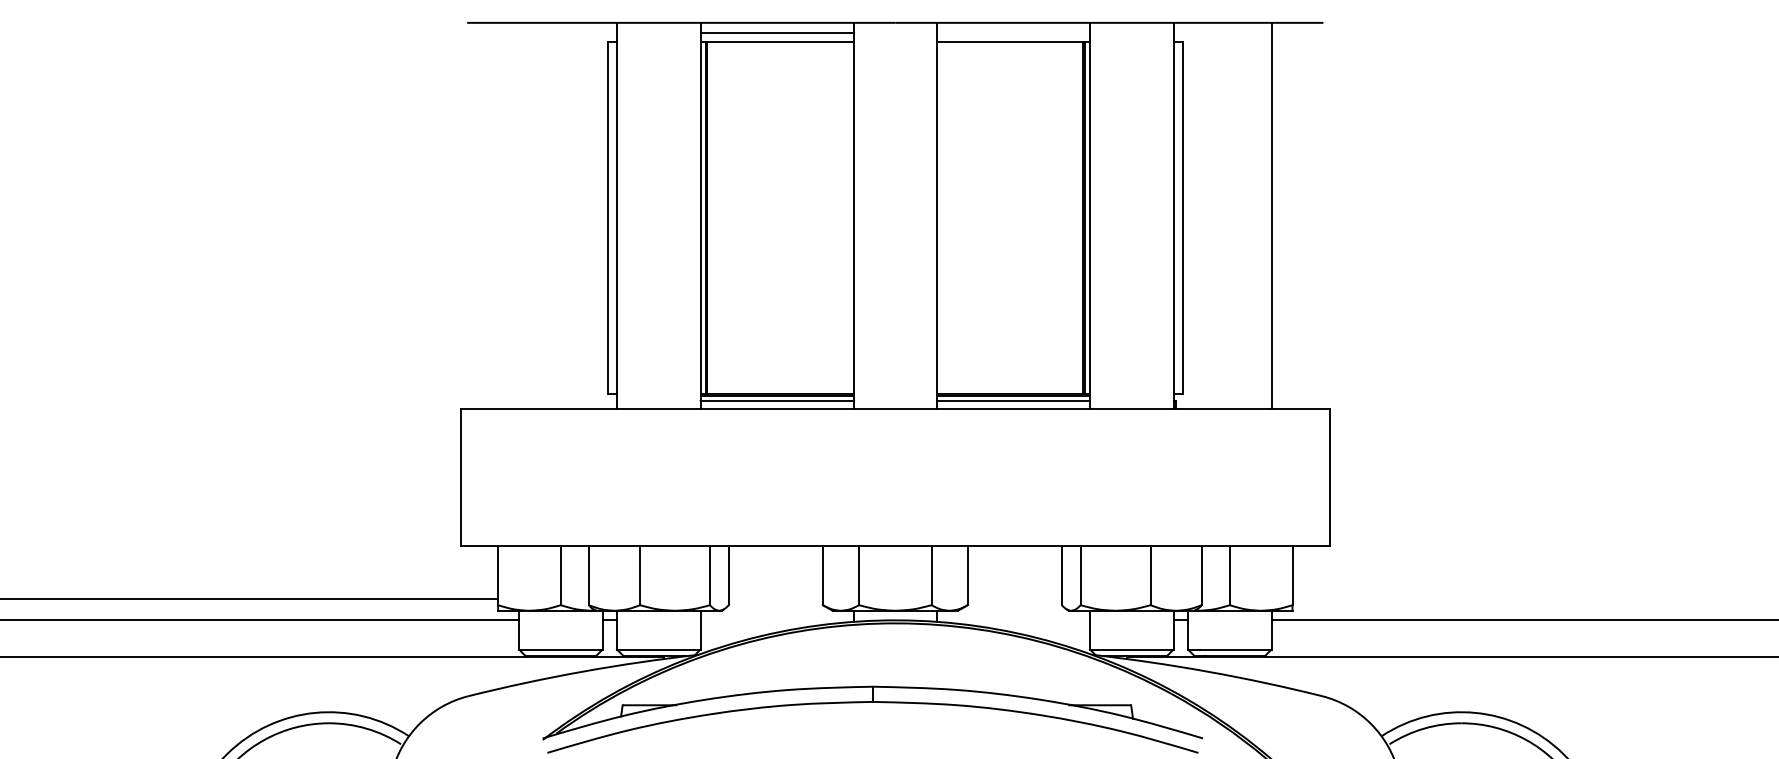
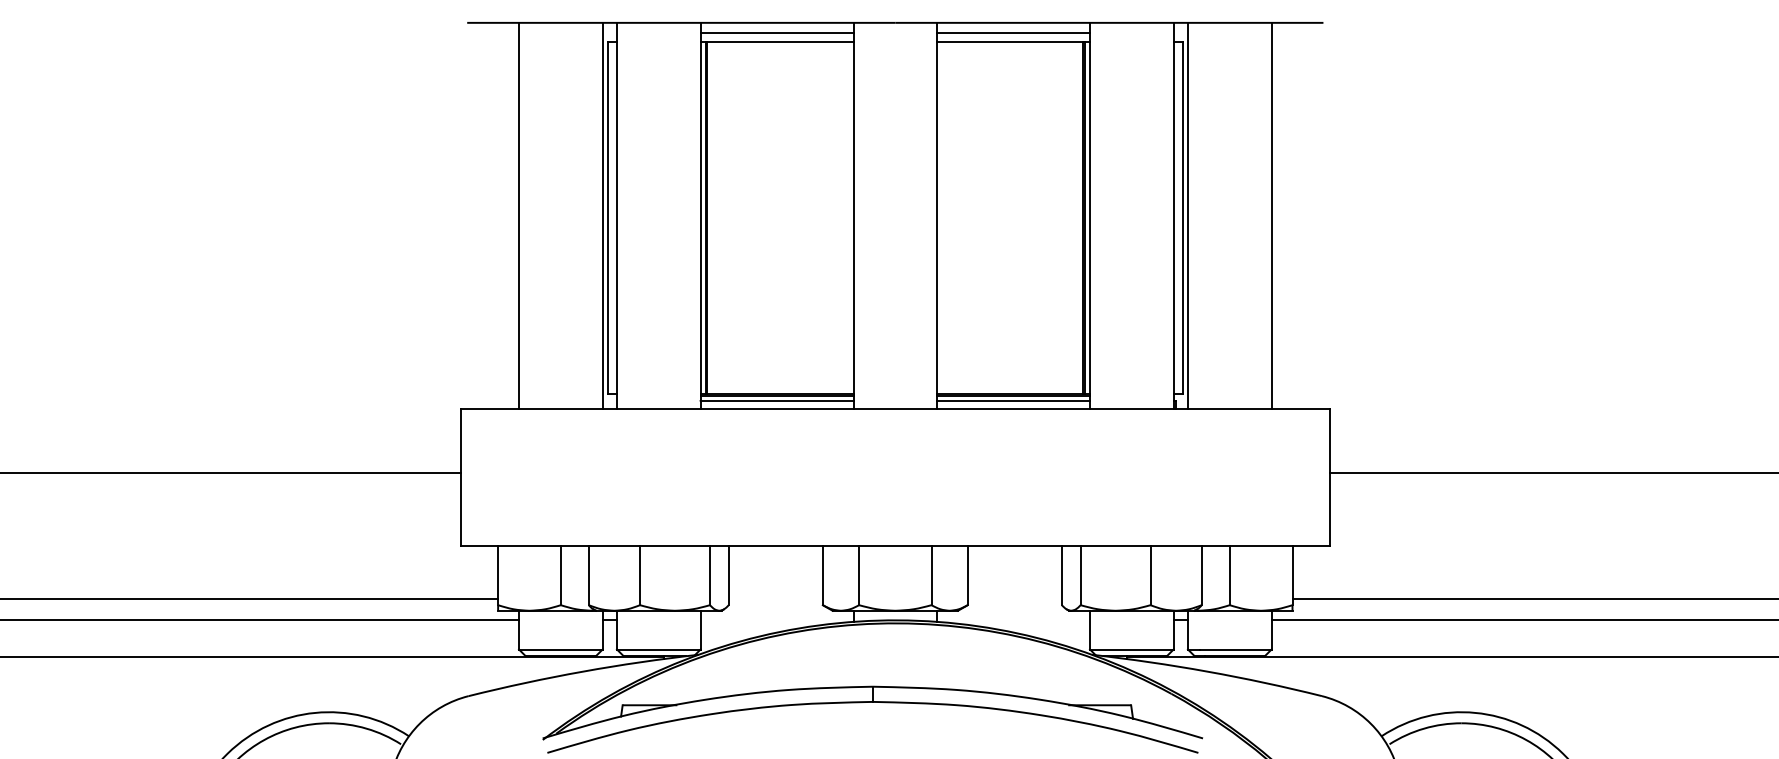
line: none -> present (1013, 33)
line: none -> present (519, 215)
line: none -> present (602, 215)
line: none -> present (1187, 215)
line: none -> present (231, 472)
line: none -> present (1552, 472)
line: none -> present (1533, 598)
